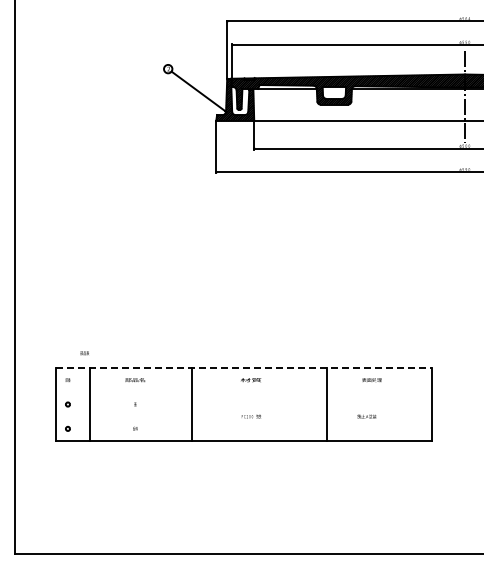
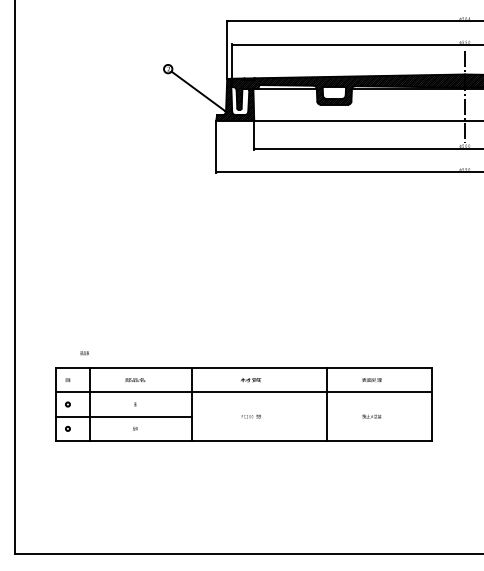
line: dashed -> solid (244, 368)
line: none -> present (243, 392)
line: none -> present (123, 416)
text position: (366, 416) -> (371, 416) (371, 416)
